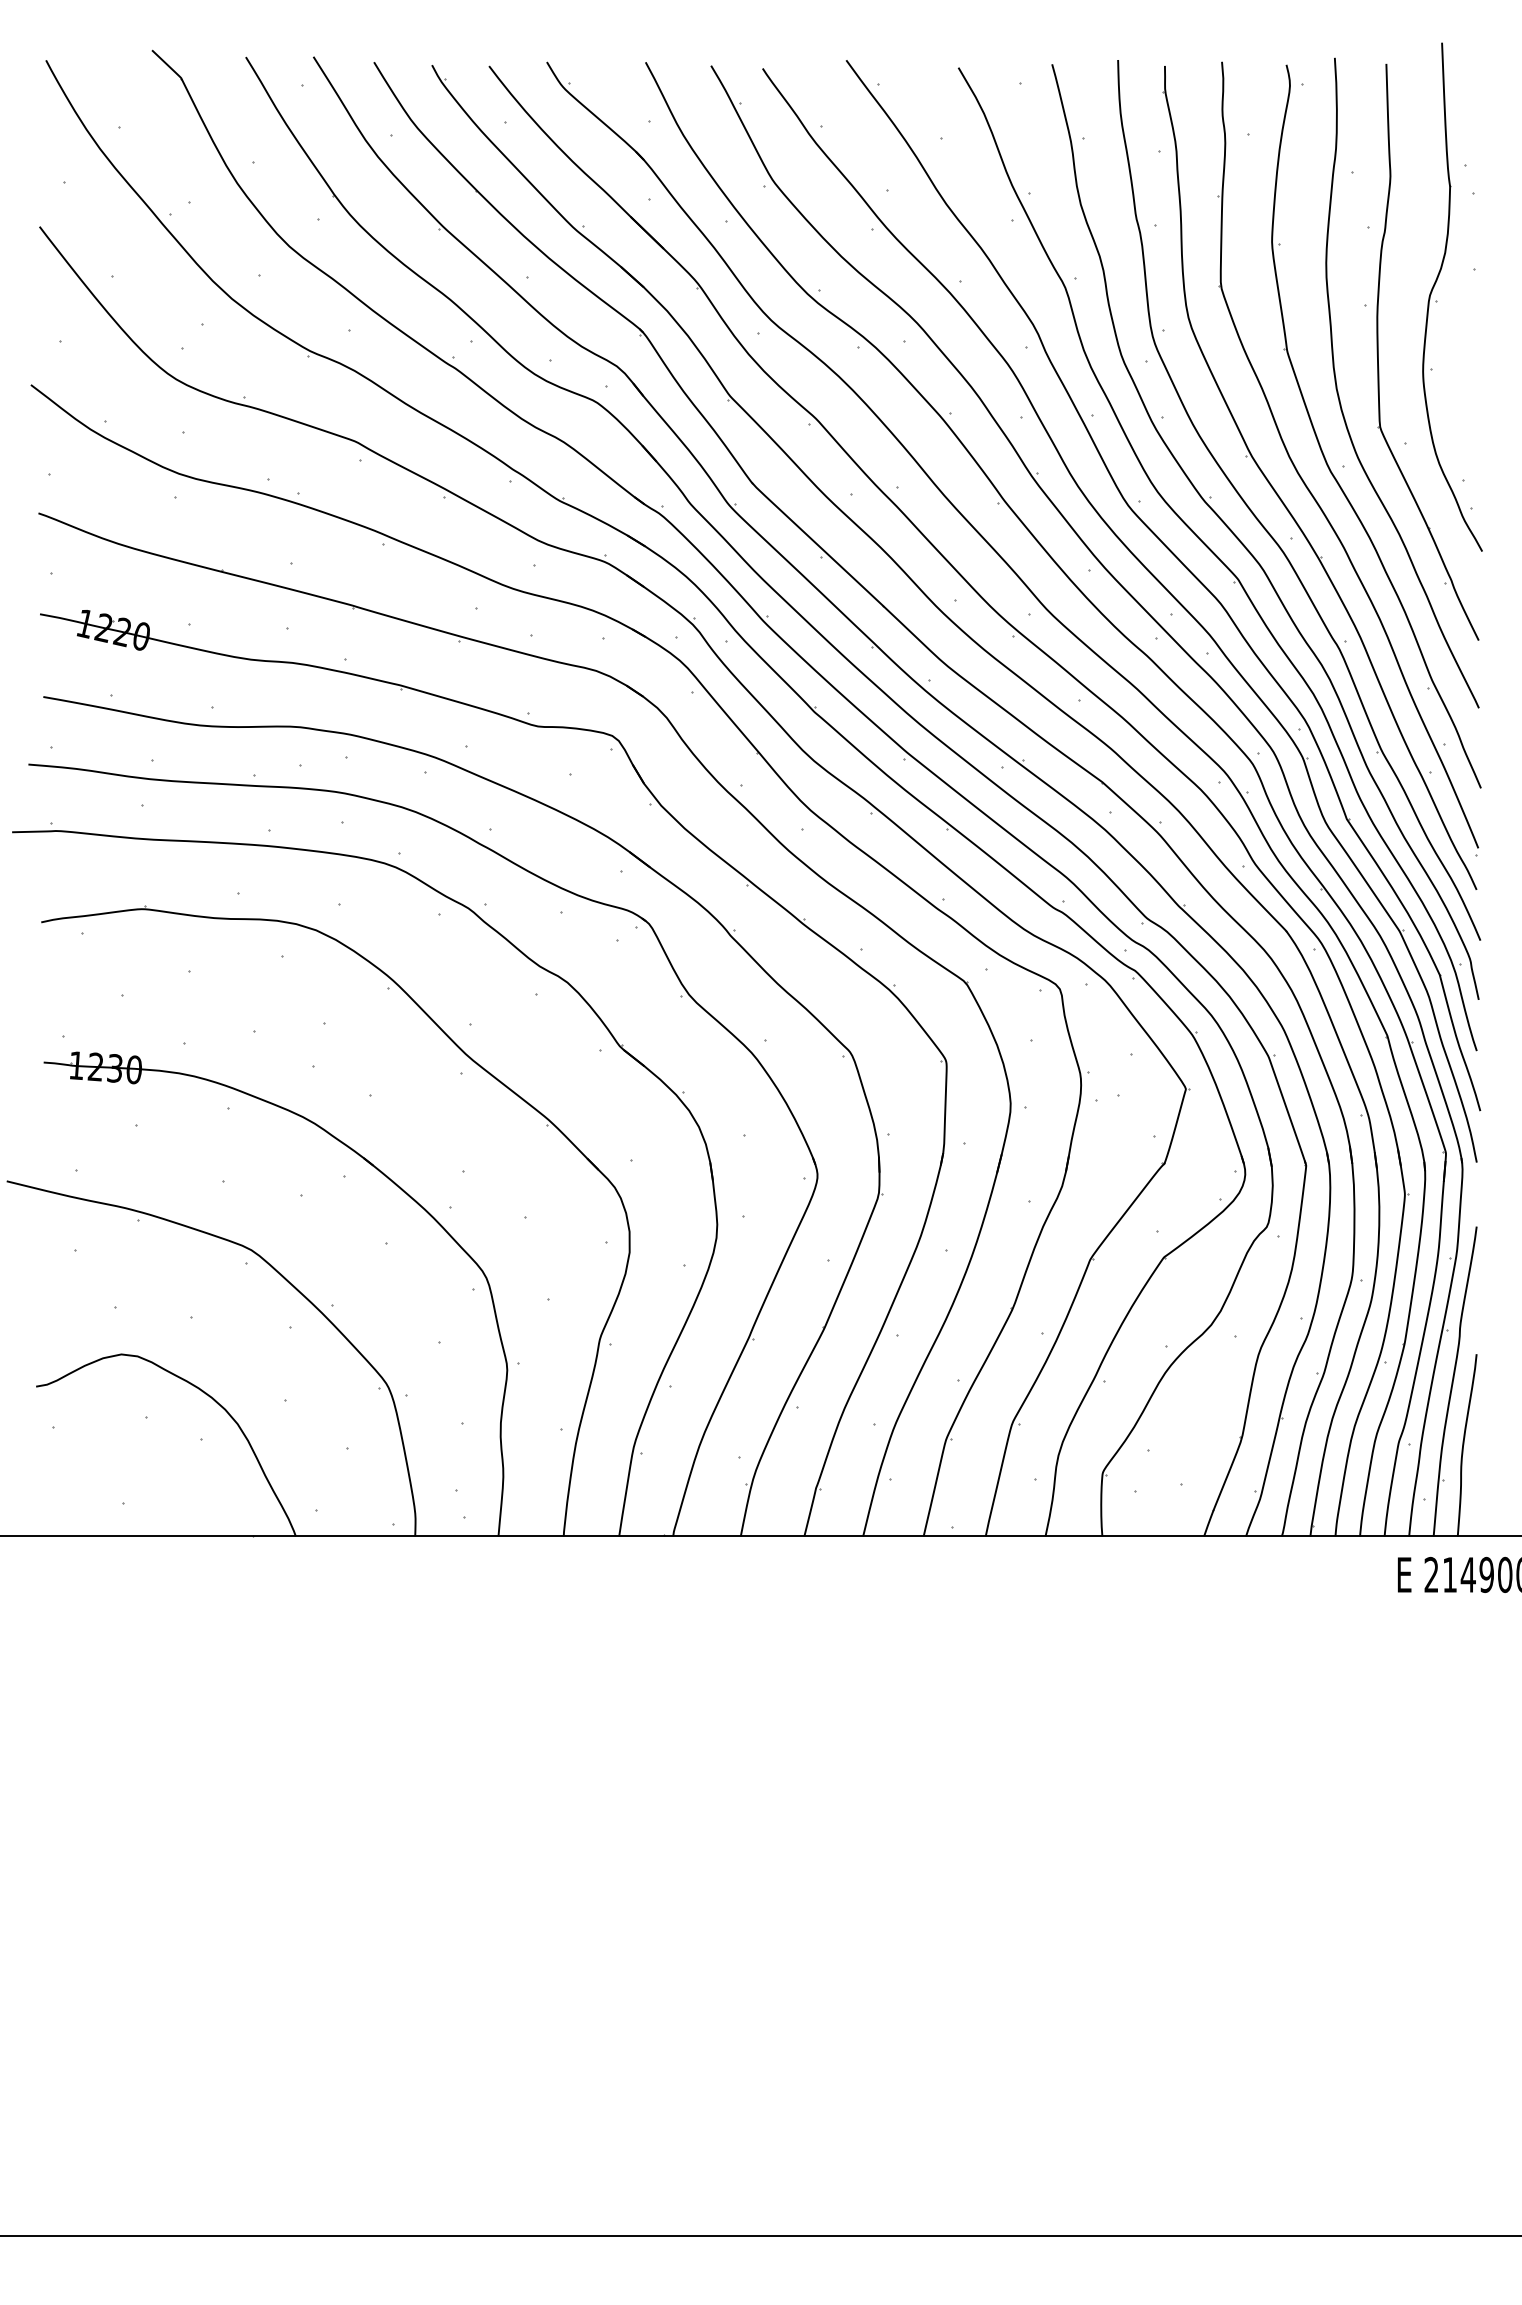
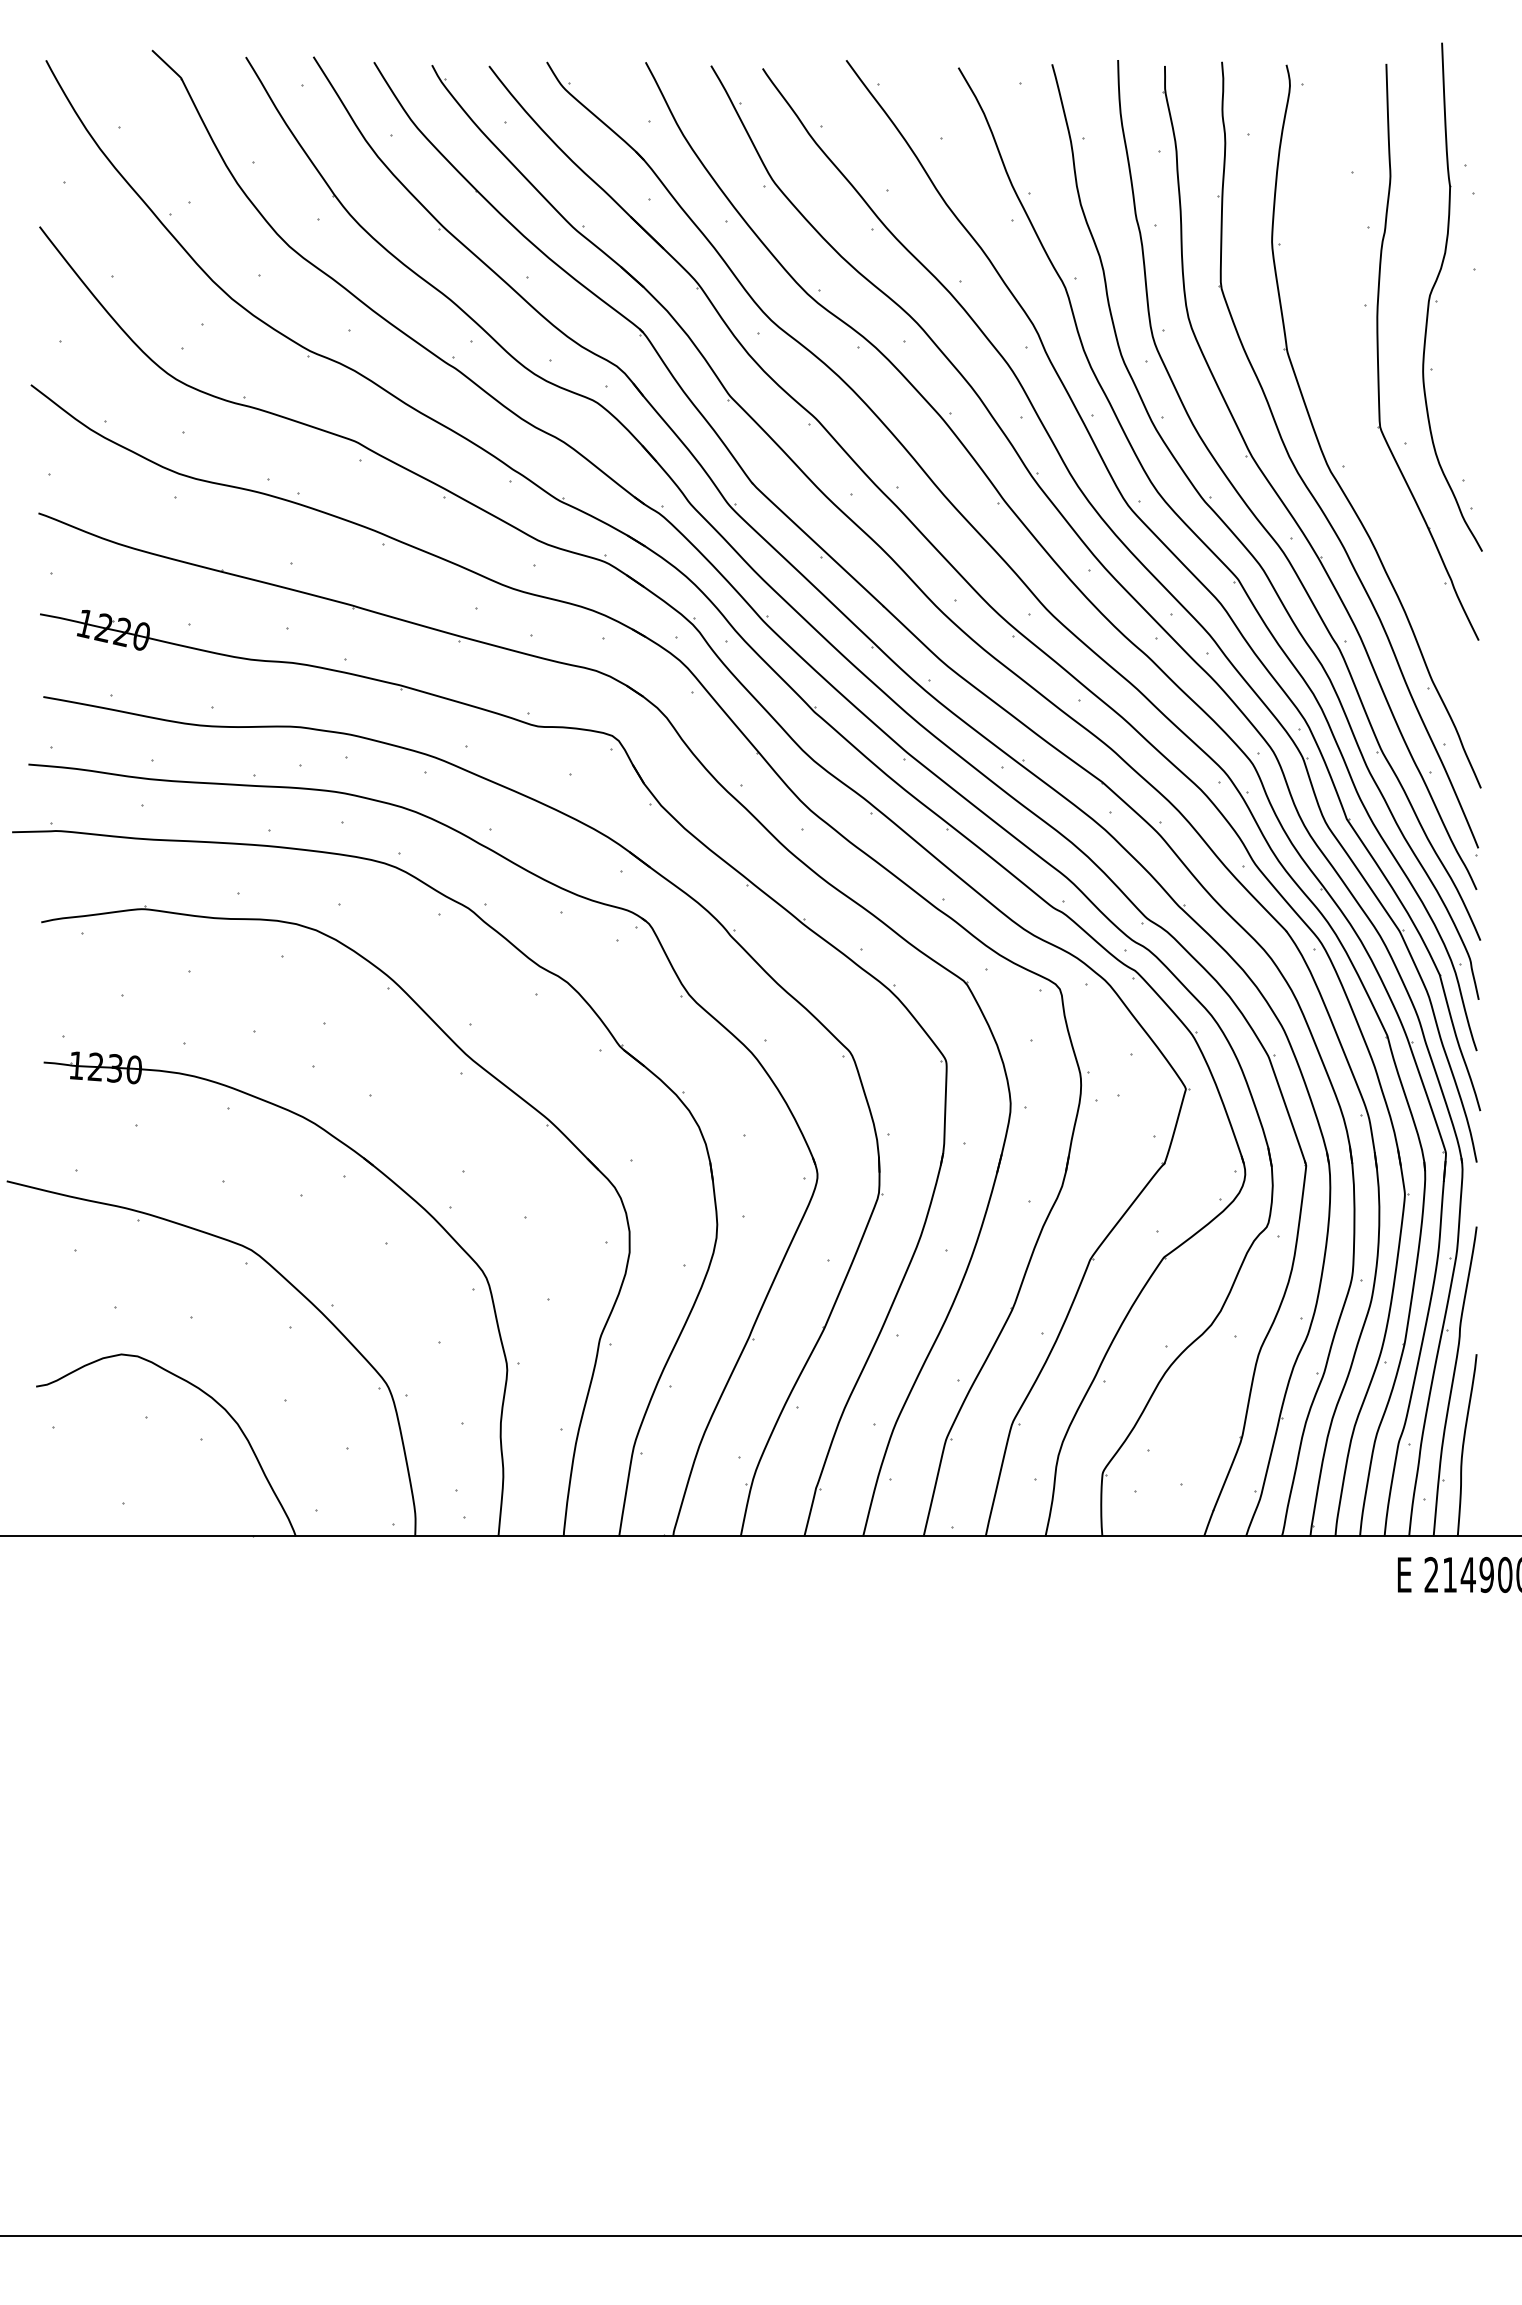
curve: present -> none (1340, 399)
